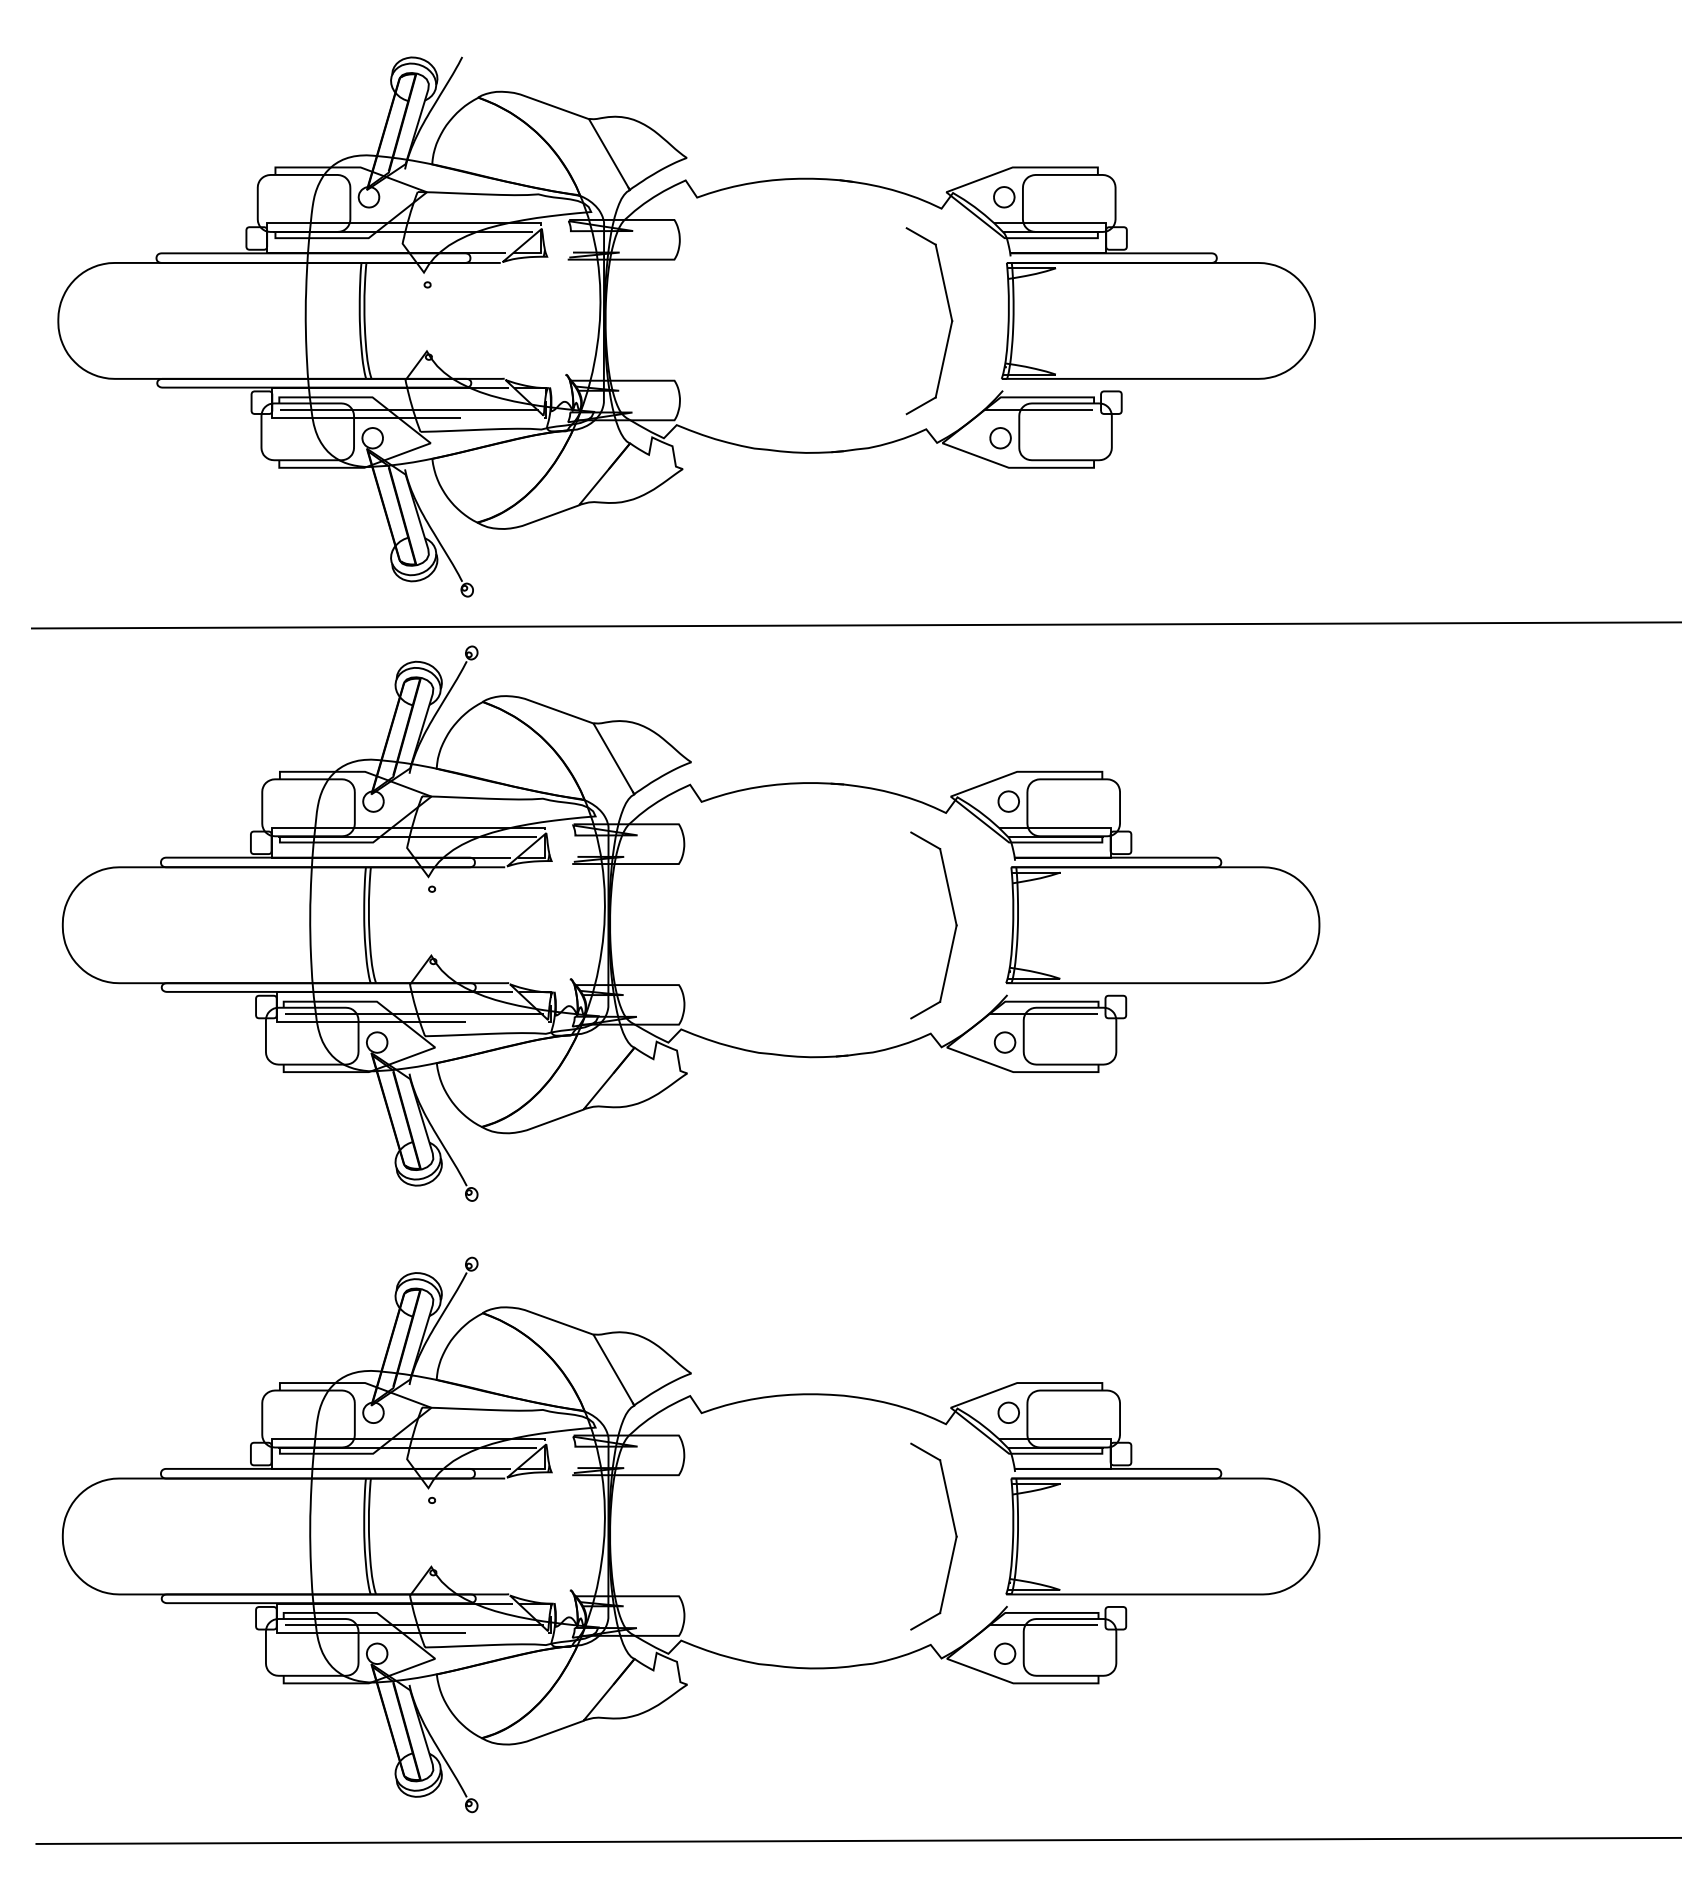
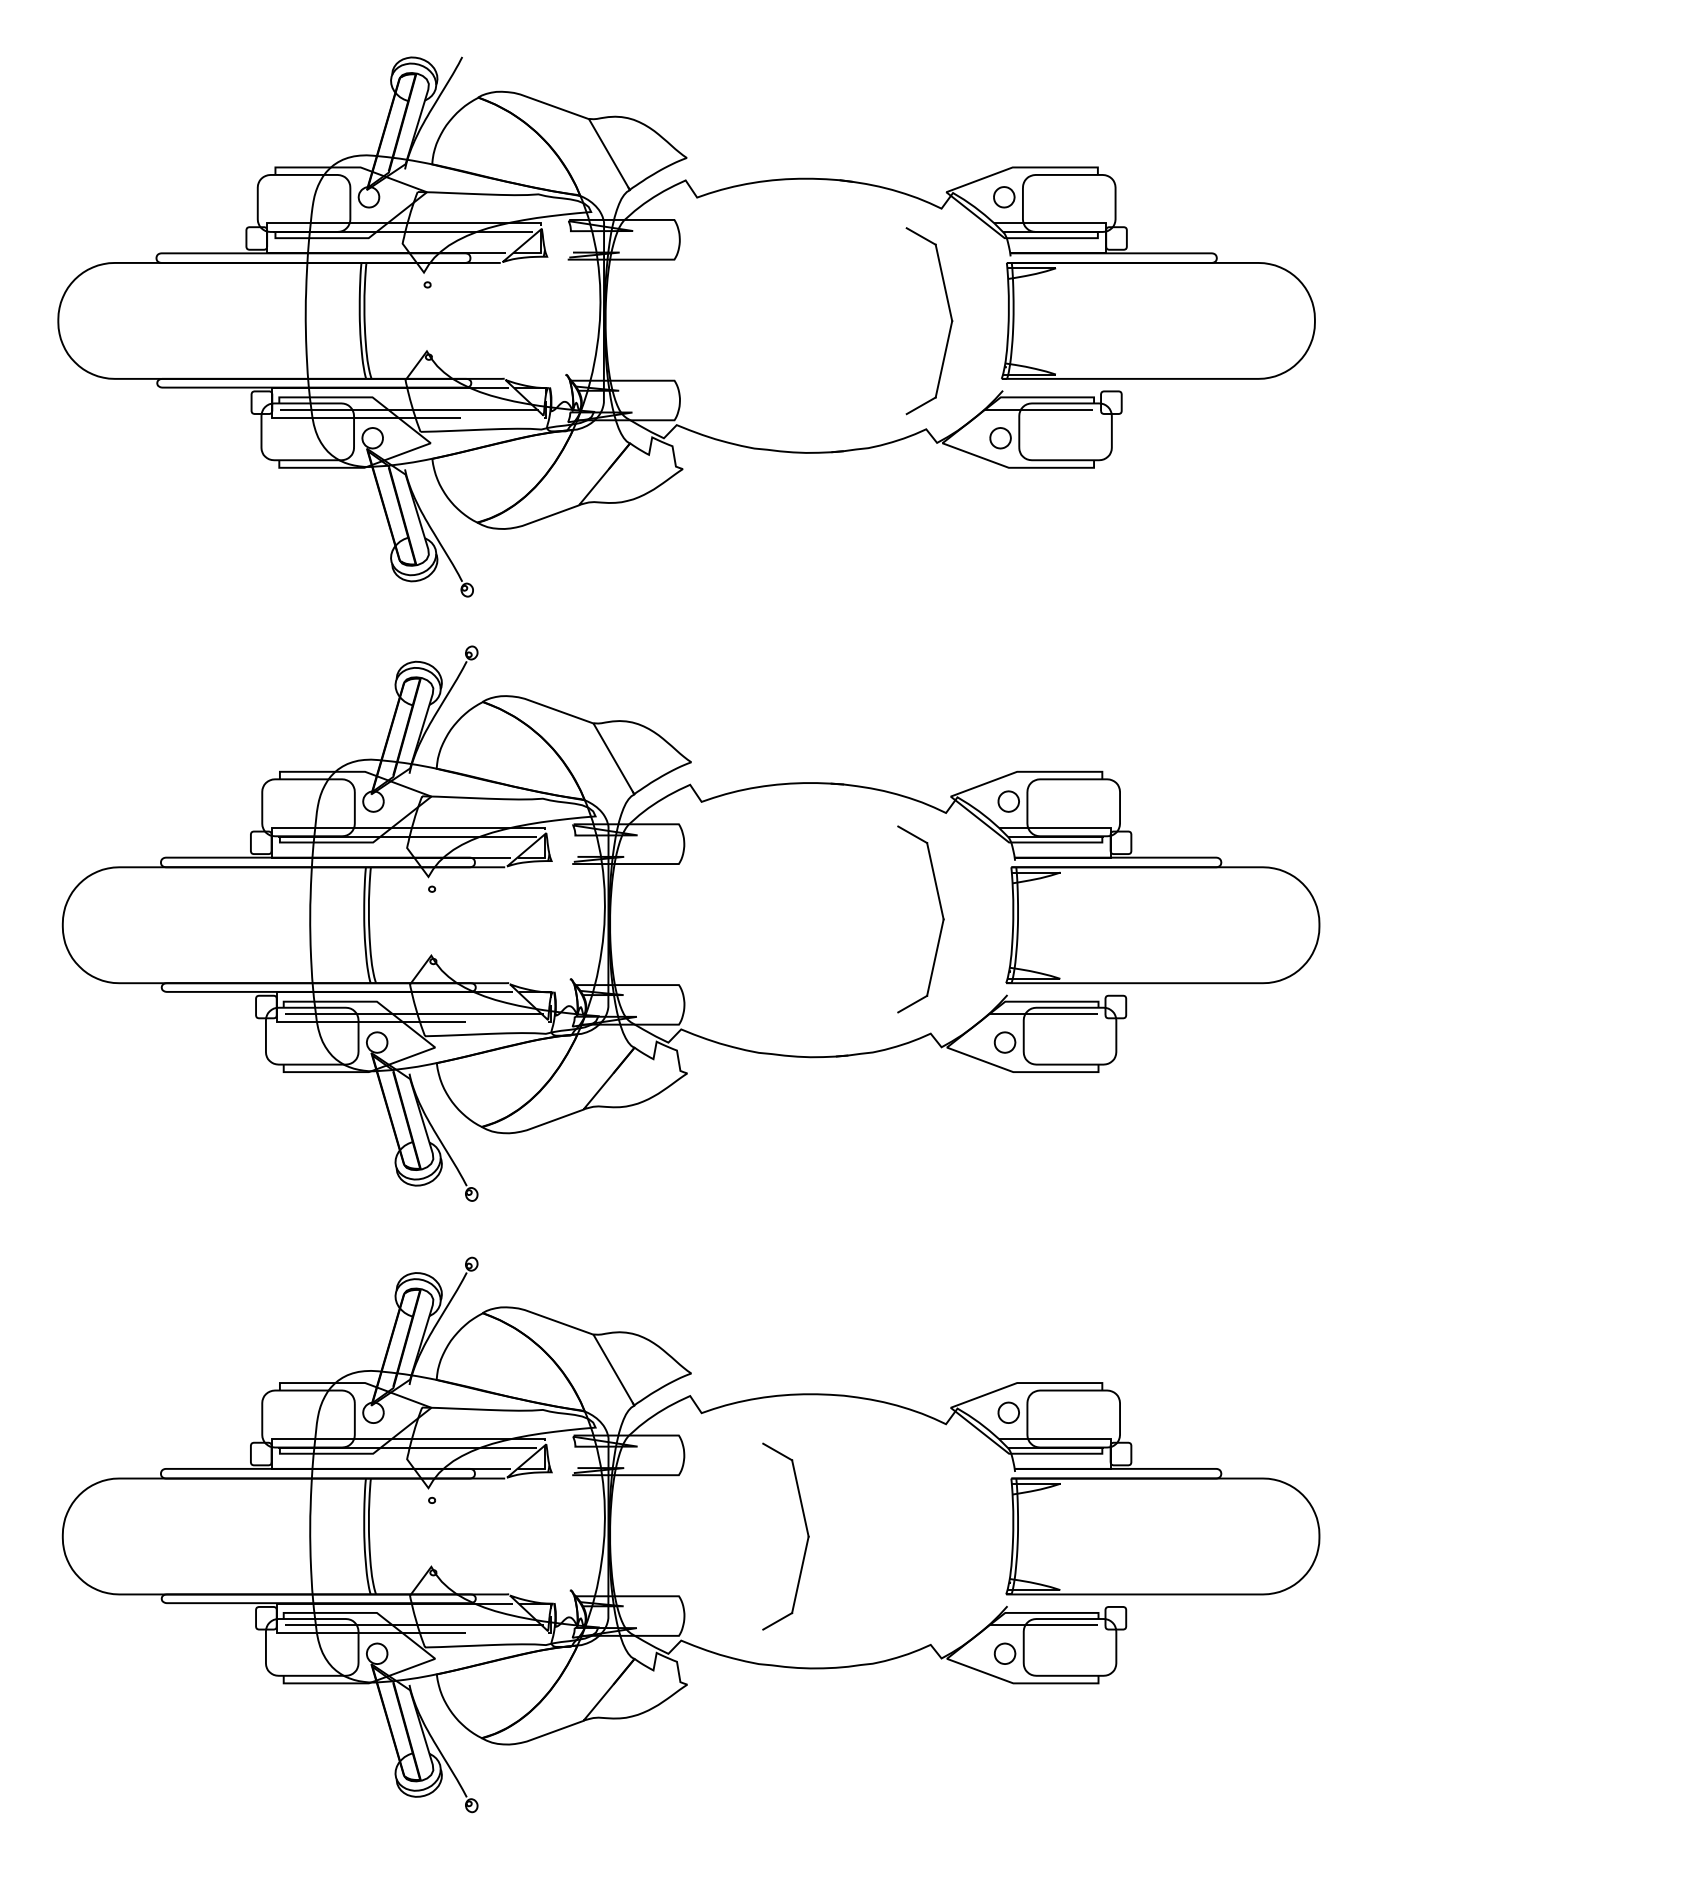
line: present -> none (854, 625)
part position: (954, 921) -> (941, 915) (941, 915)
part position: (954, 1532) -> (806, 1532) (806, 1532)
line: present -> none (857, 1840)
